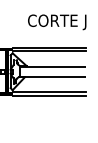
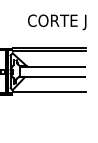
line: present -> none (48, 95)
